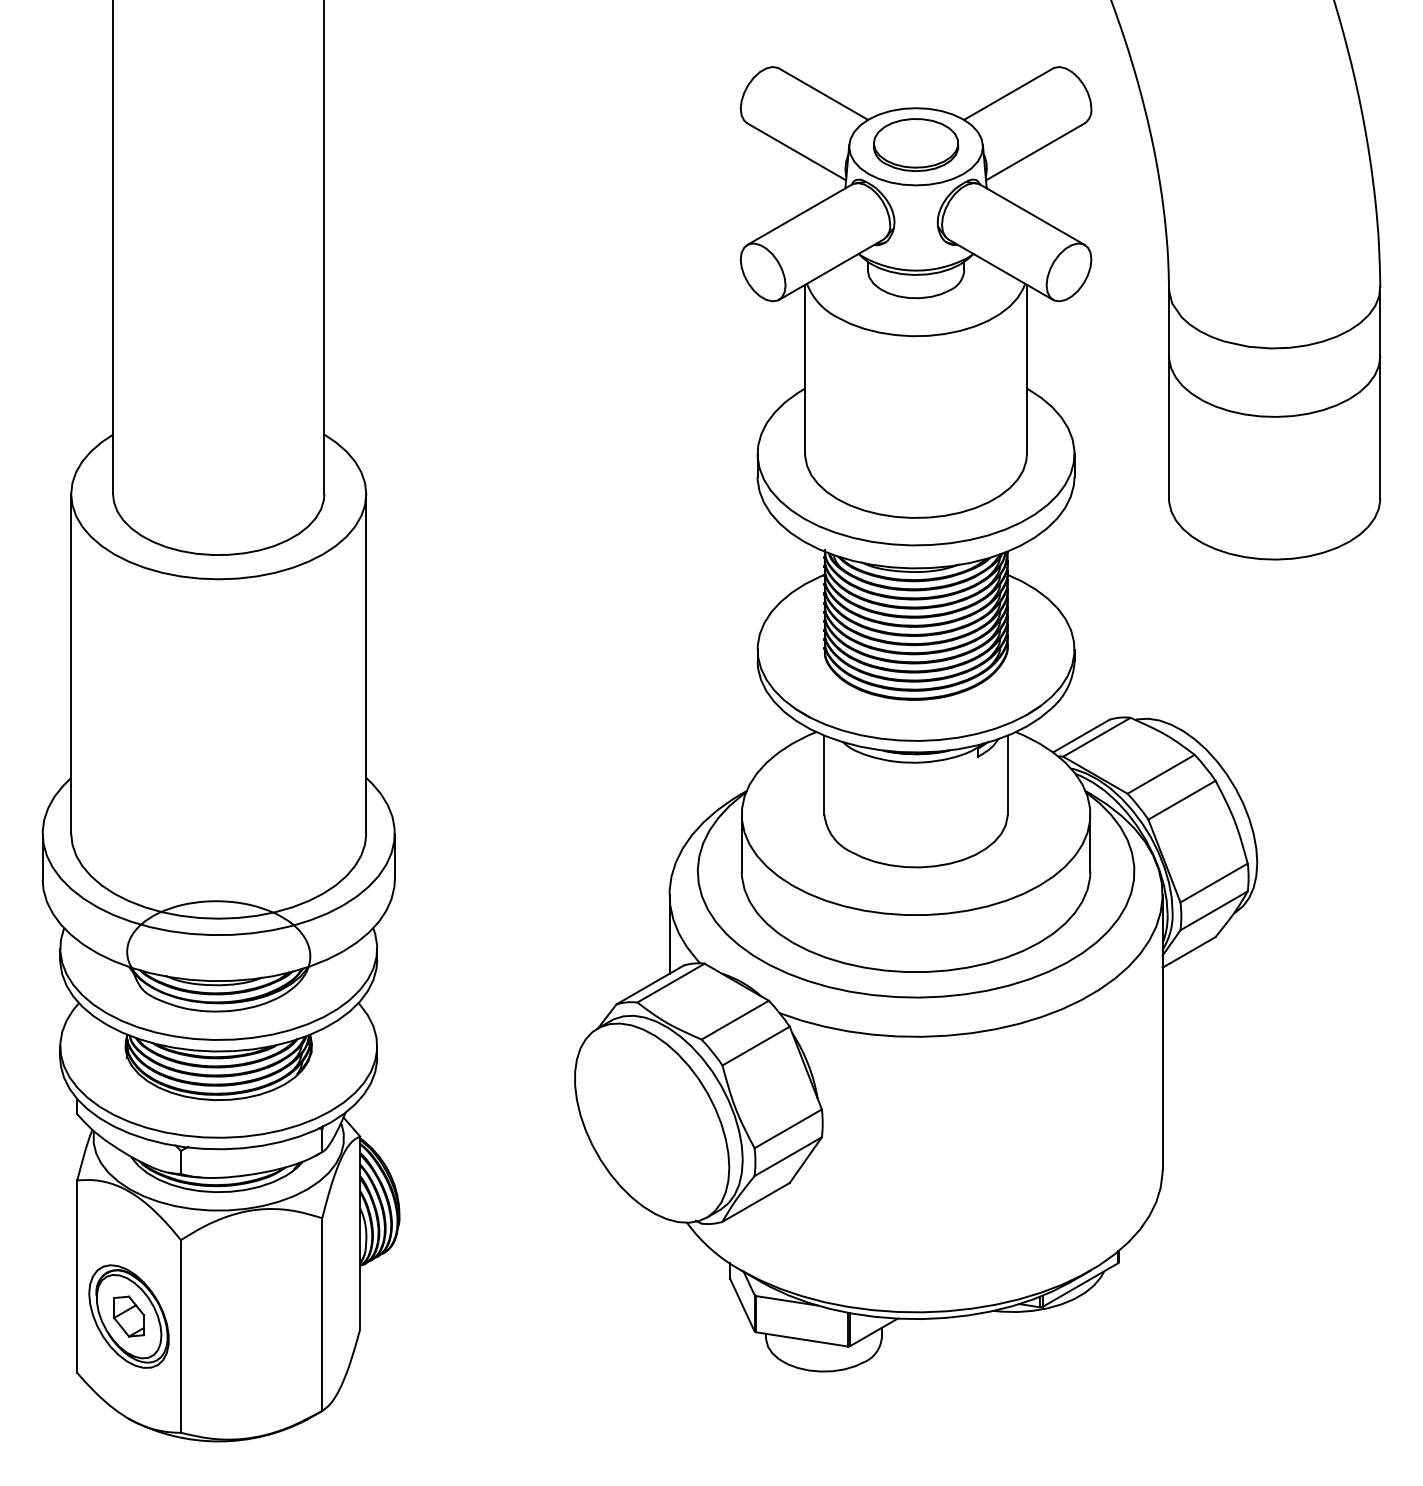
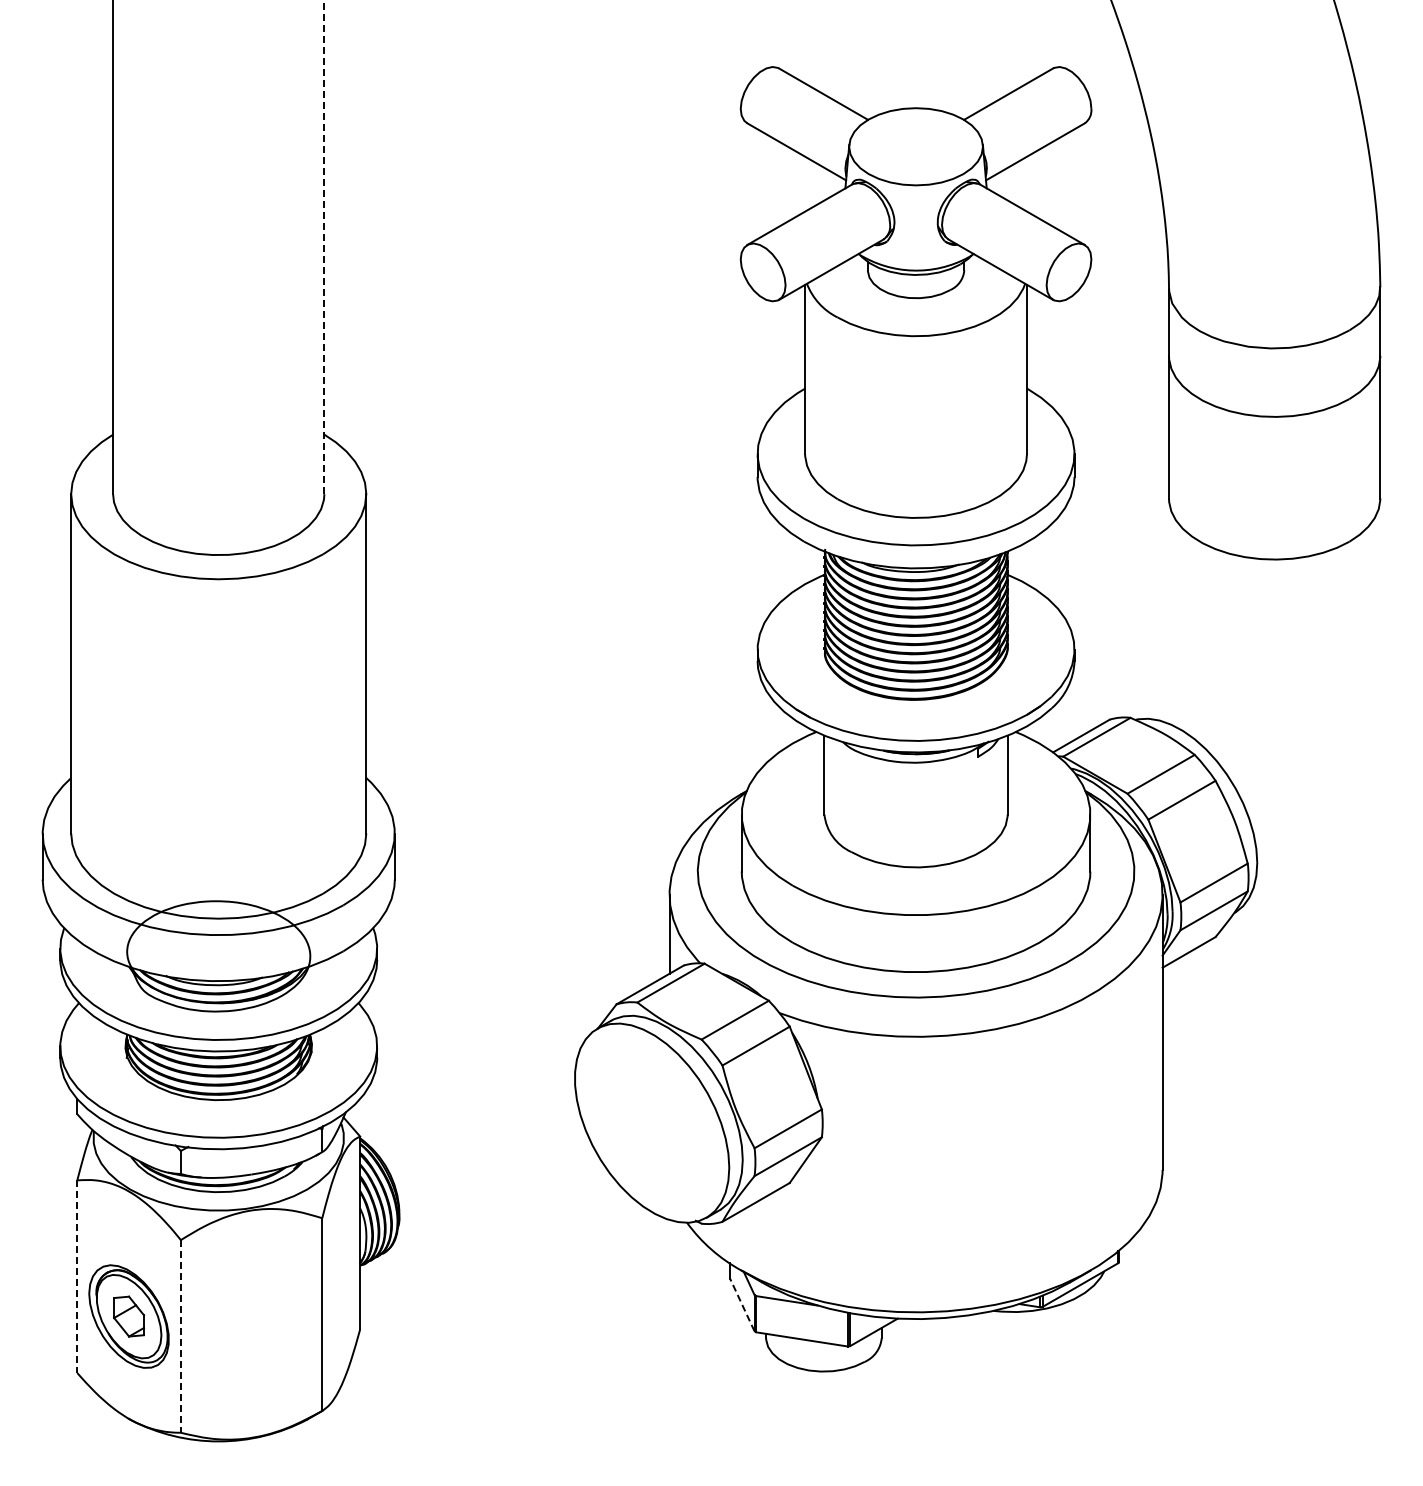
part: present -> none (916, 144)
line: solid -> dashed (324, 247)
line: solid -> dashed (77, 1277)
line: solid -> dashed (742, 1304)
line: solid -> dashed (180, 1336)
